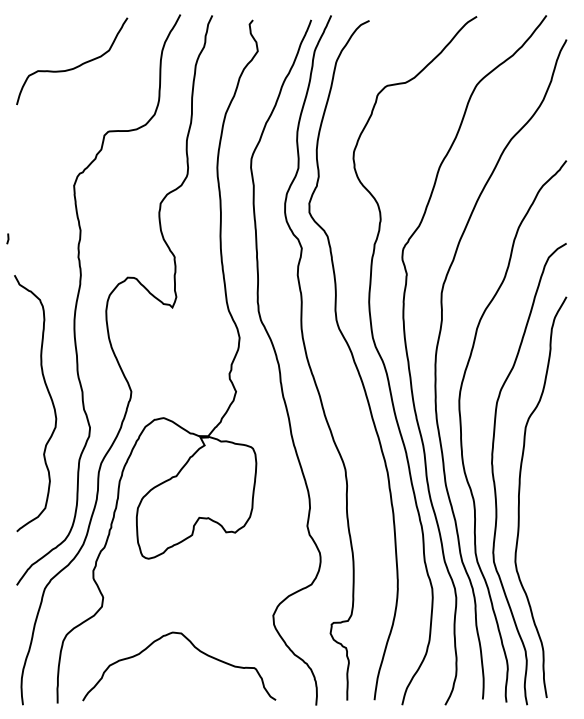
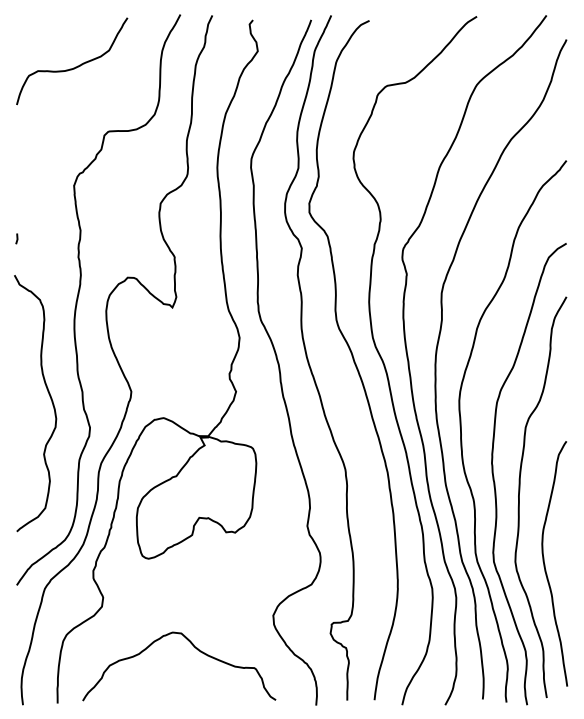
line position: (7, 238) -> (16, 238) (16, 238)
curve: none -> present (545, 564)
